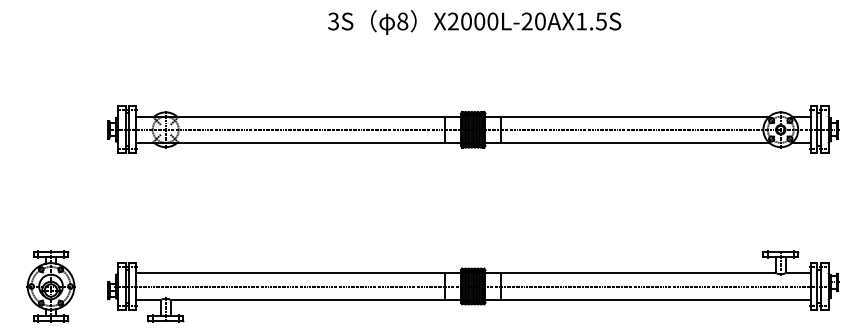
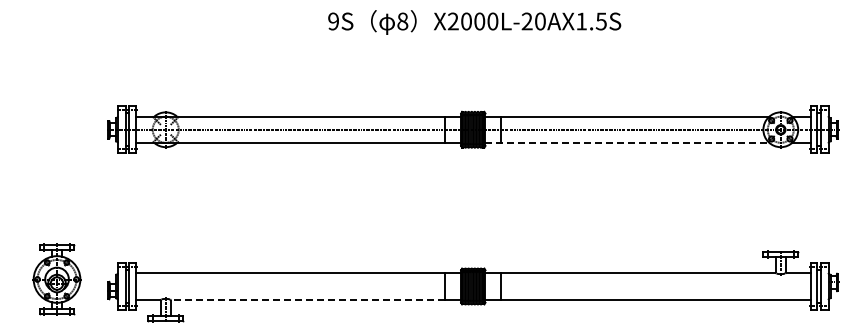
text: 3S -> 9S (333, 21)
line: solid -> dashed (628, 143)
part position: (50, 286) -> (56, 279) (56, 279)
line: present -> none (473, 286)
line: solid -> dashed (308, 299)
